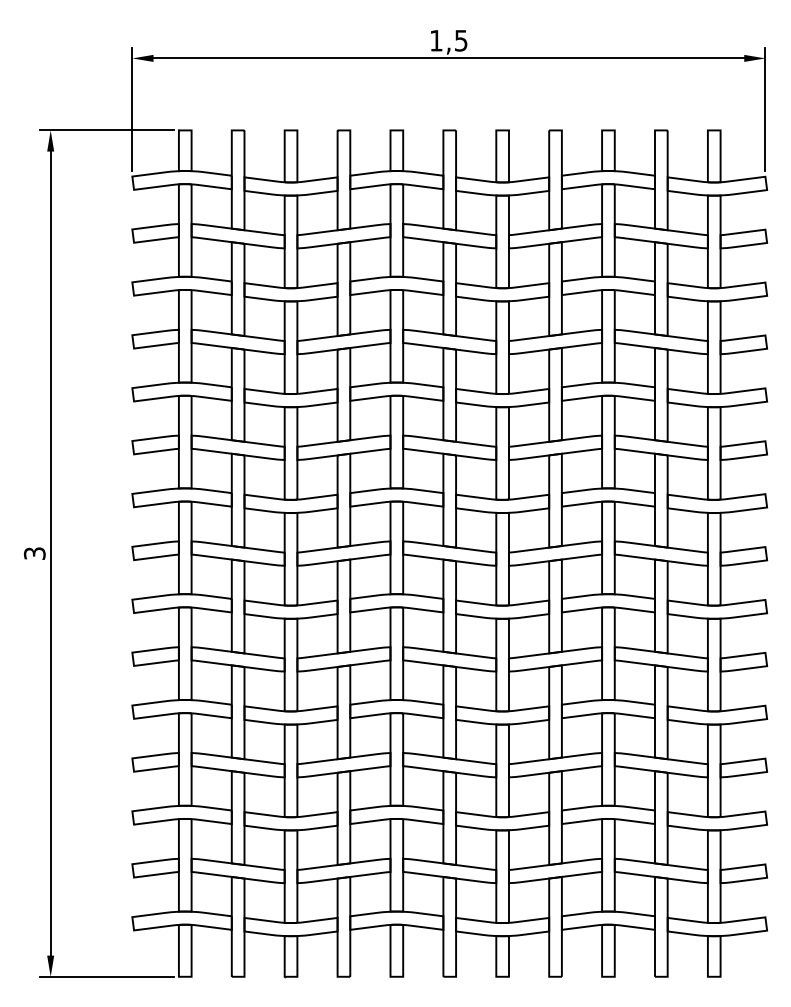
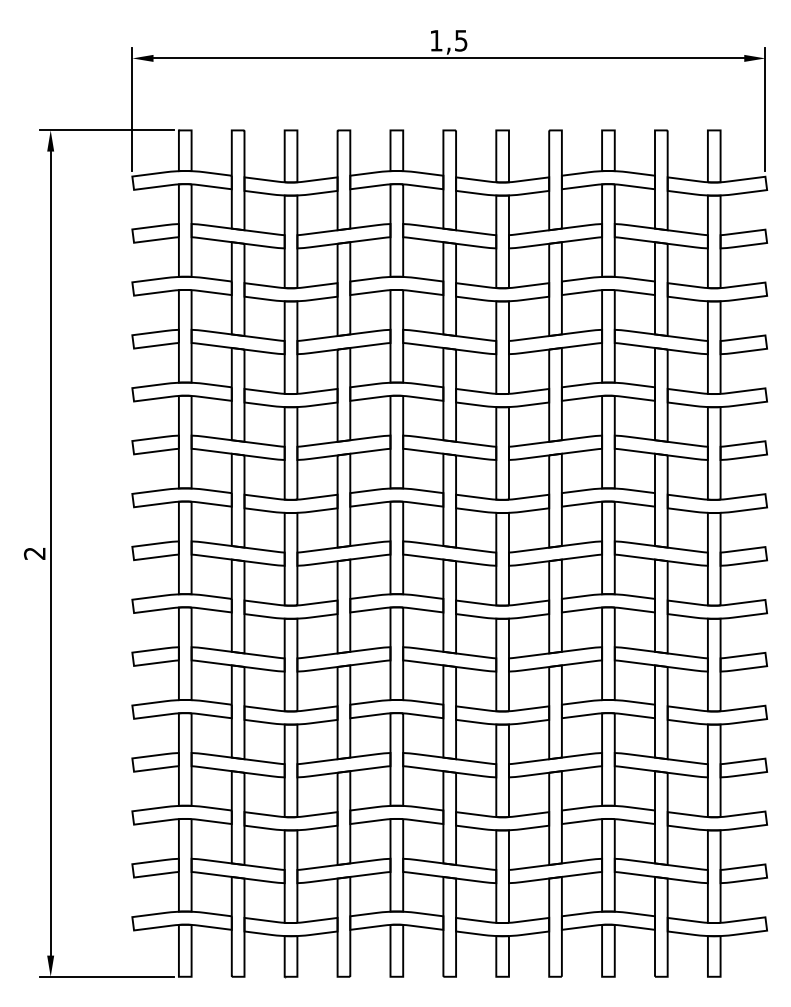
text: 3 -> 2 (34, 553)
